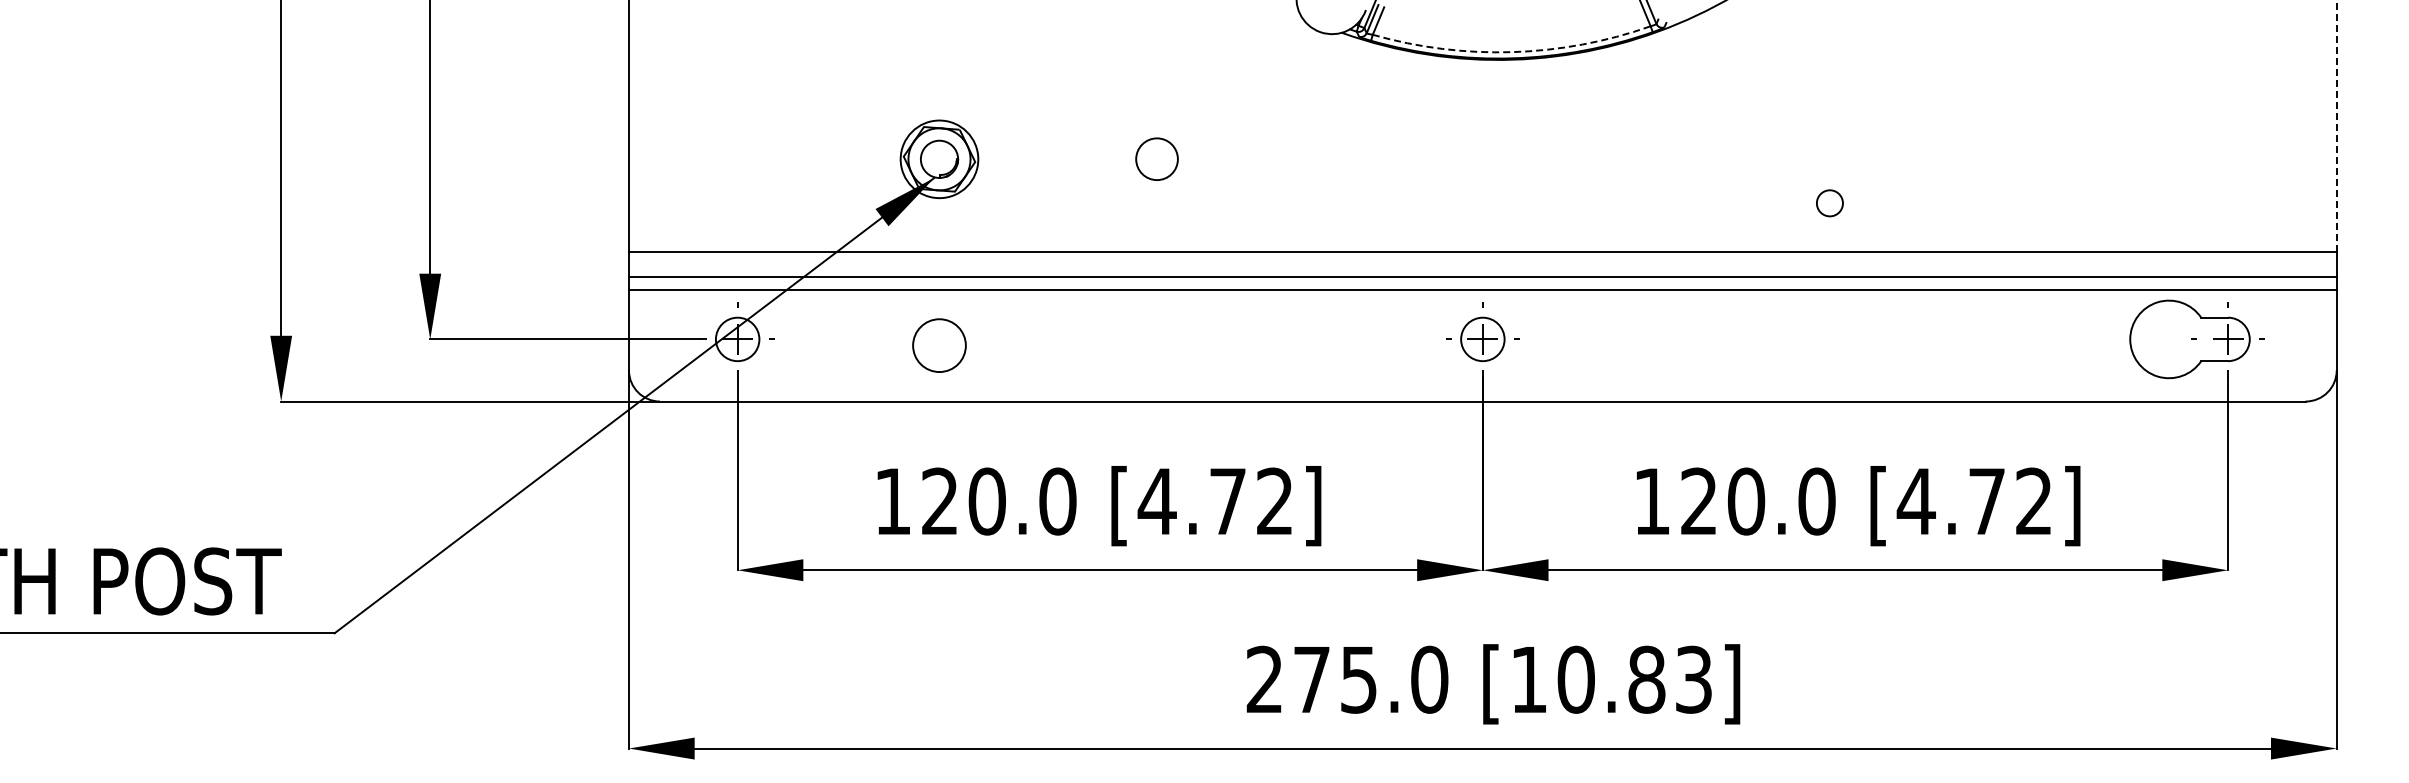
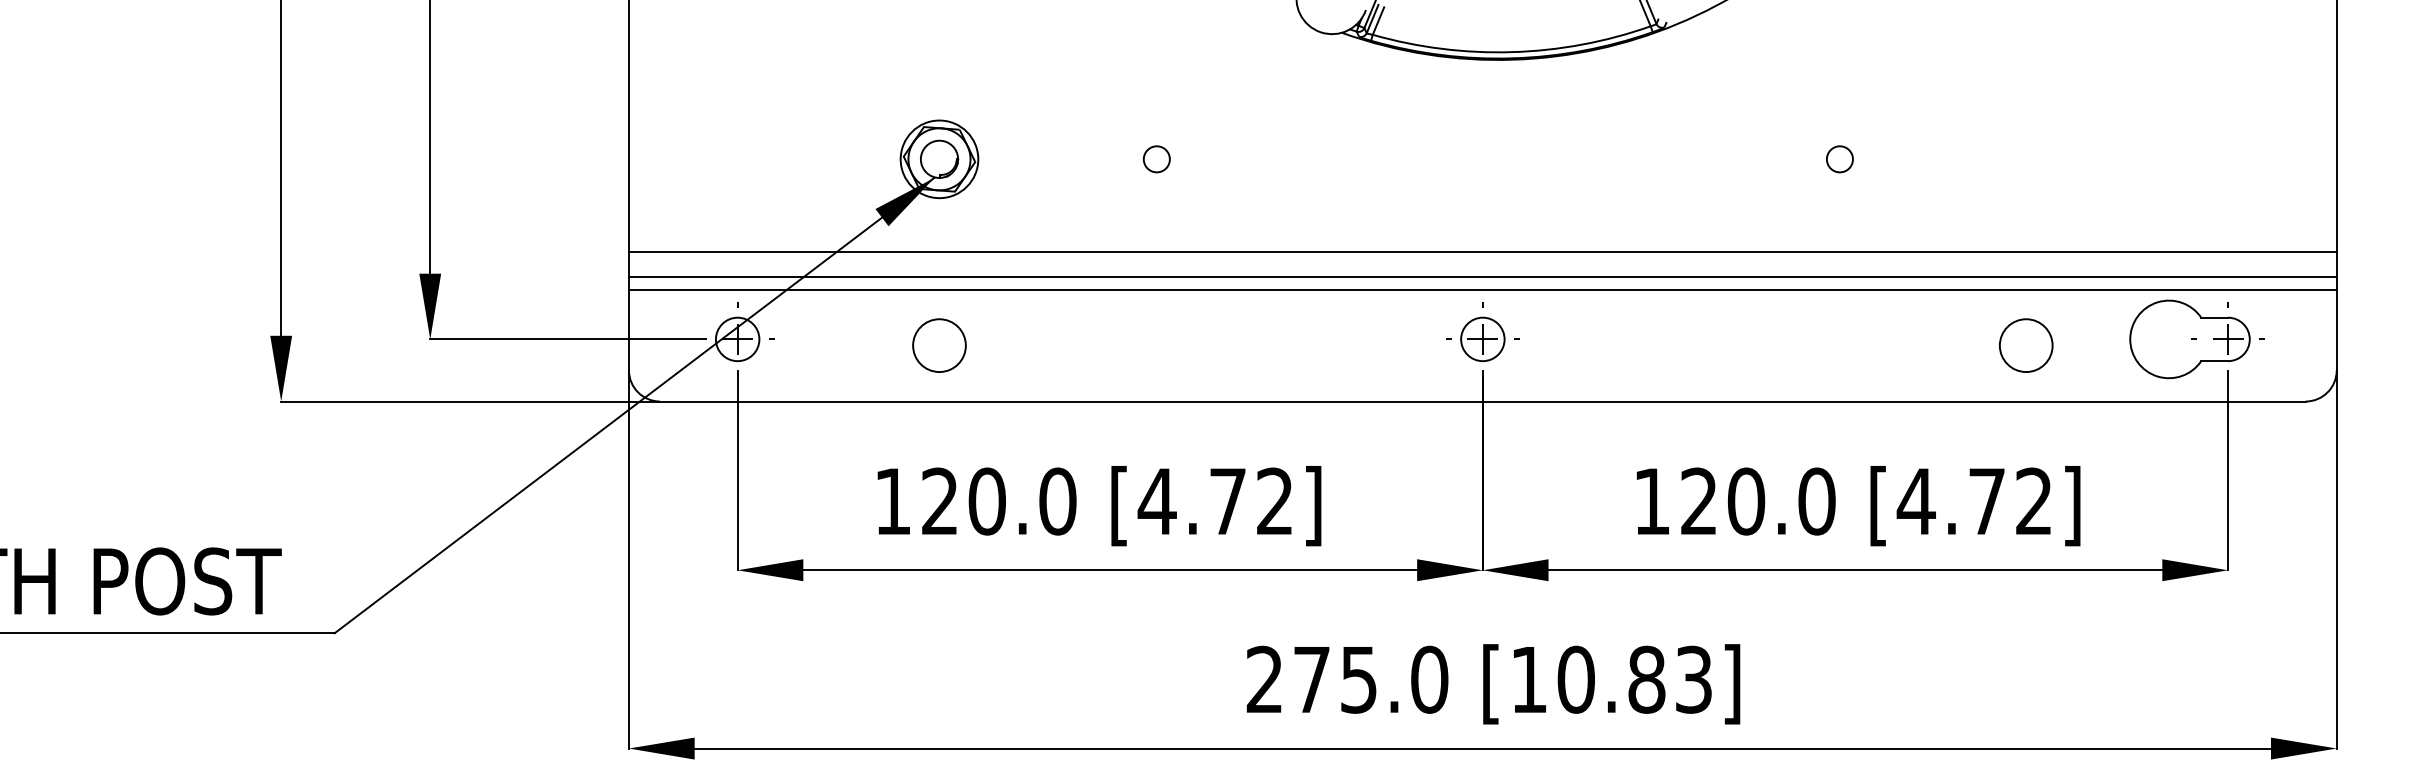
arc: dashed -> solid (1512, 52)
line: dashed -> solid (2336, 126)
circle size: 44x44 px -> 29x29 px (1156, 159)
circle position: (1829, 203) -> (1839, 159) (1839, 159)
circle: none -> present (2026, 345)
